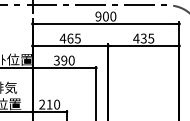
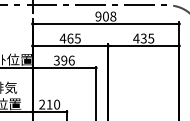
text: 900 -> 908 (113, 16)
text: 390 -> 396 (71, 60)
